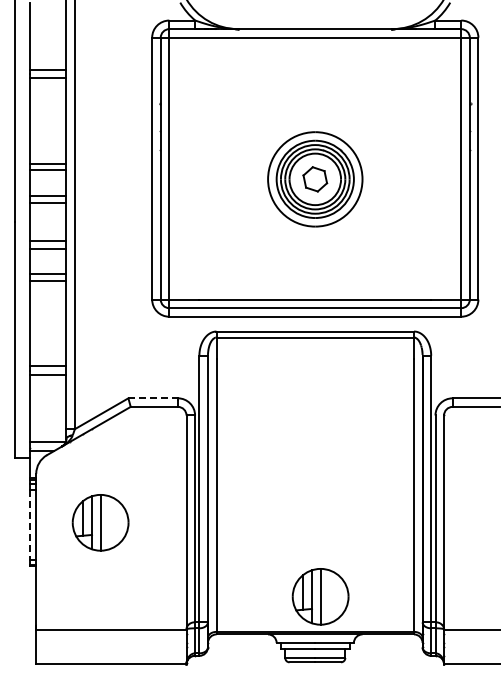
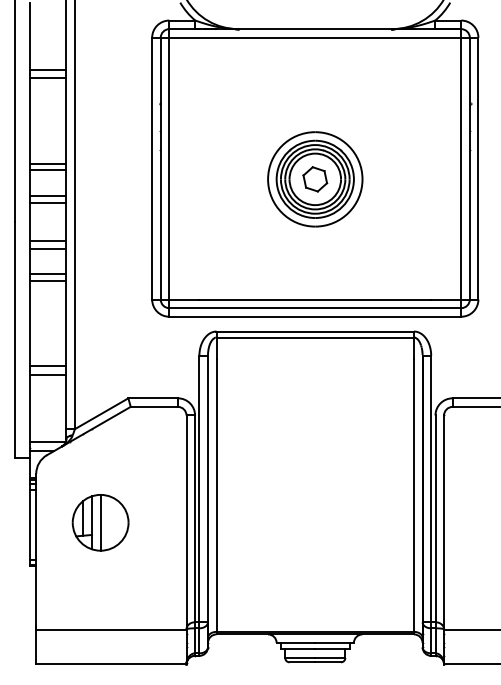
line: dashed -> solid (153, 398)
line: dashed -> solid (29, 524)
part: present -> none (320, 596)
